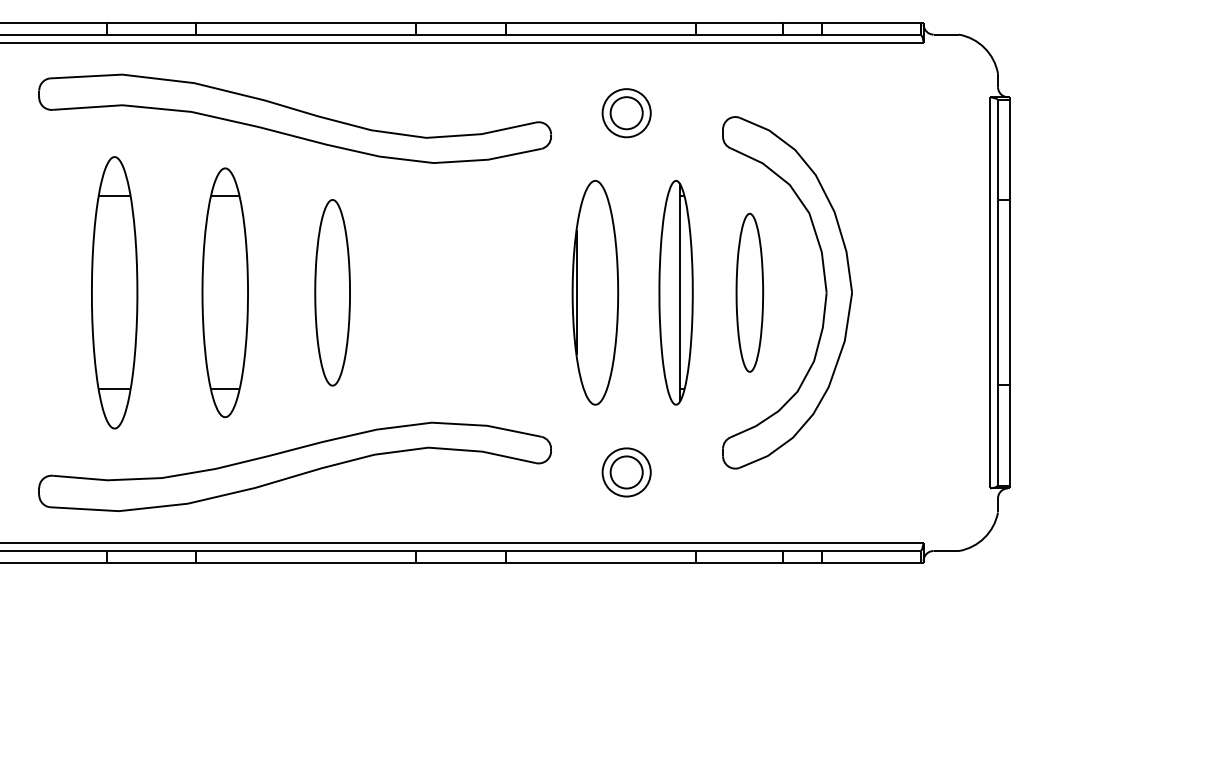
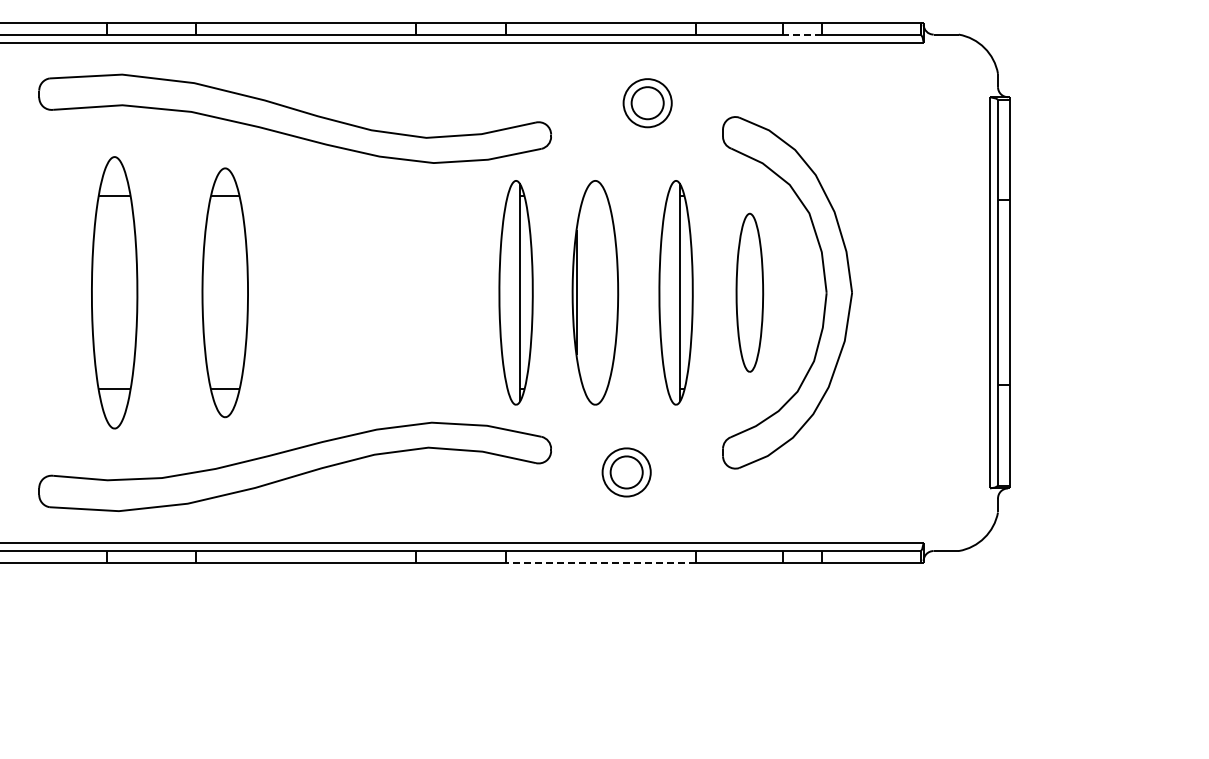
line: solid -> dashed (801, 34)
part position: (626, 113) -> (647, 103) (647, 103)
part: present -> none (332, 292)
part: none -> present (515, 292)
line: solid -> dashed (600, 563)
